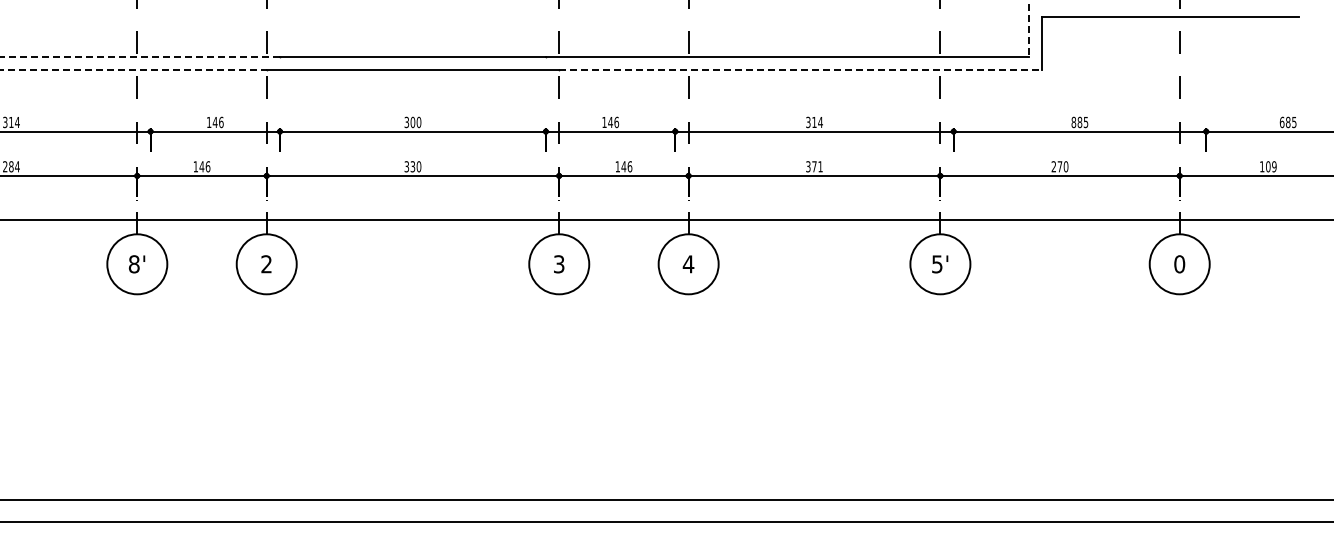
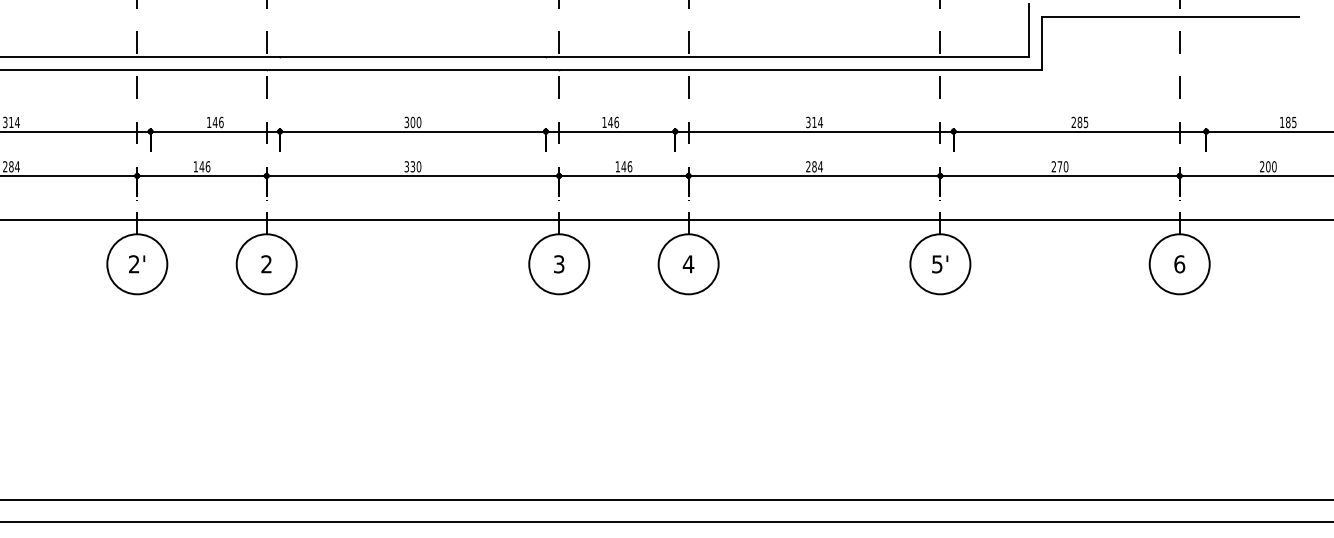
line: dashed -> solid (1029, 30)
line: dashed -> solid (140, 57)
line: dashed -> solid (133, 70)
line: dashed -> solid (800, 70)
text: 885 -> 285 (1073, 122)
text: 685 -> 185 (1281, 122)
text: 371 -> 284 (814, 166)
text: 109 -> 200 (1268, 166)
text: 8' -> 2' (133, 264)
text: 0 -> 6 (1179, 264)
